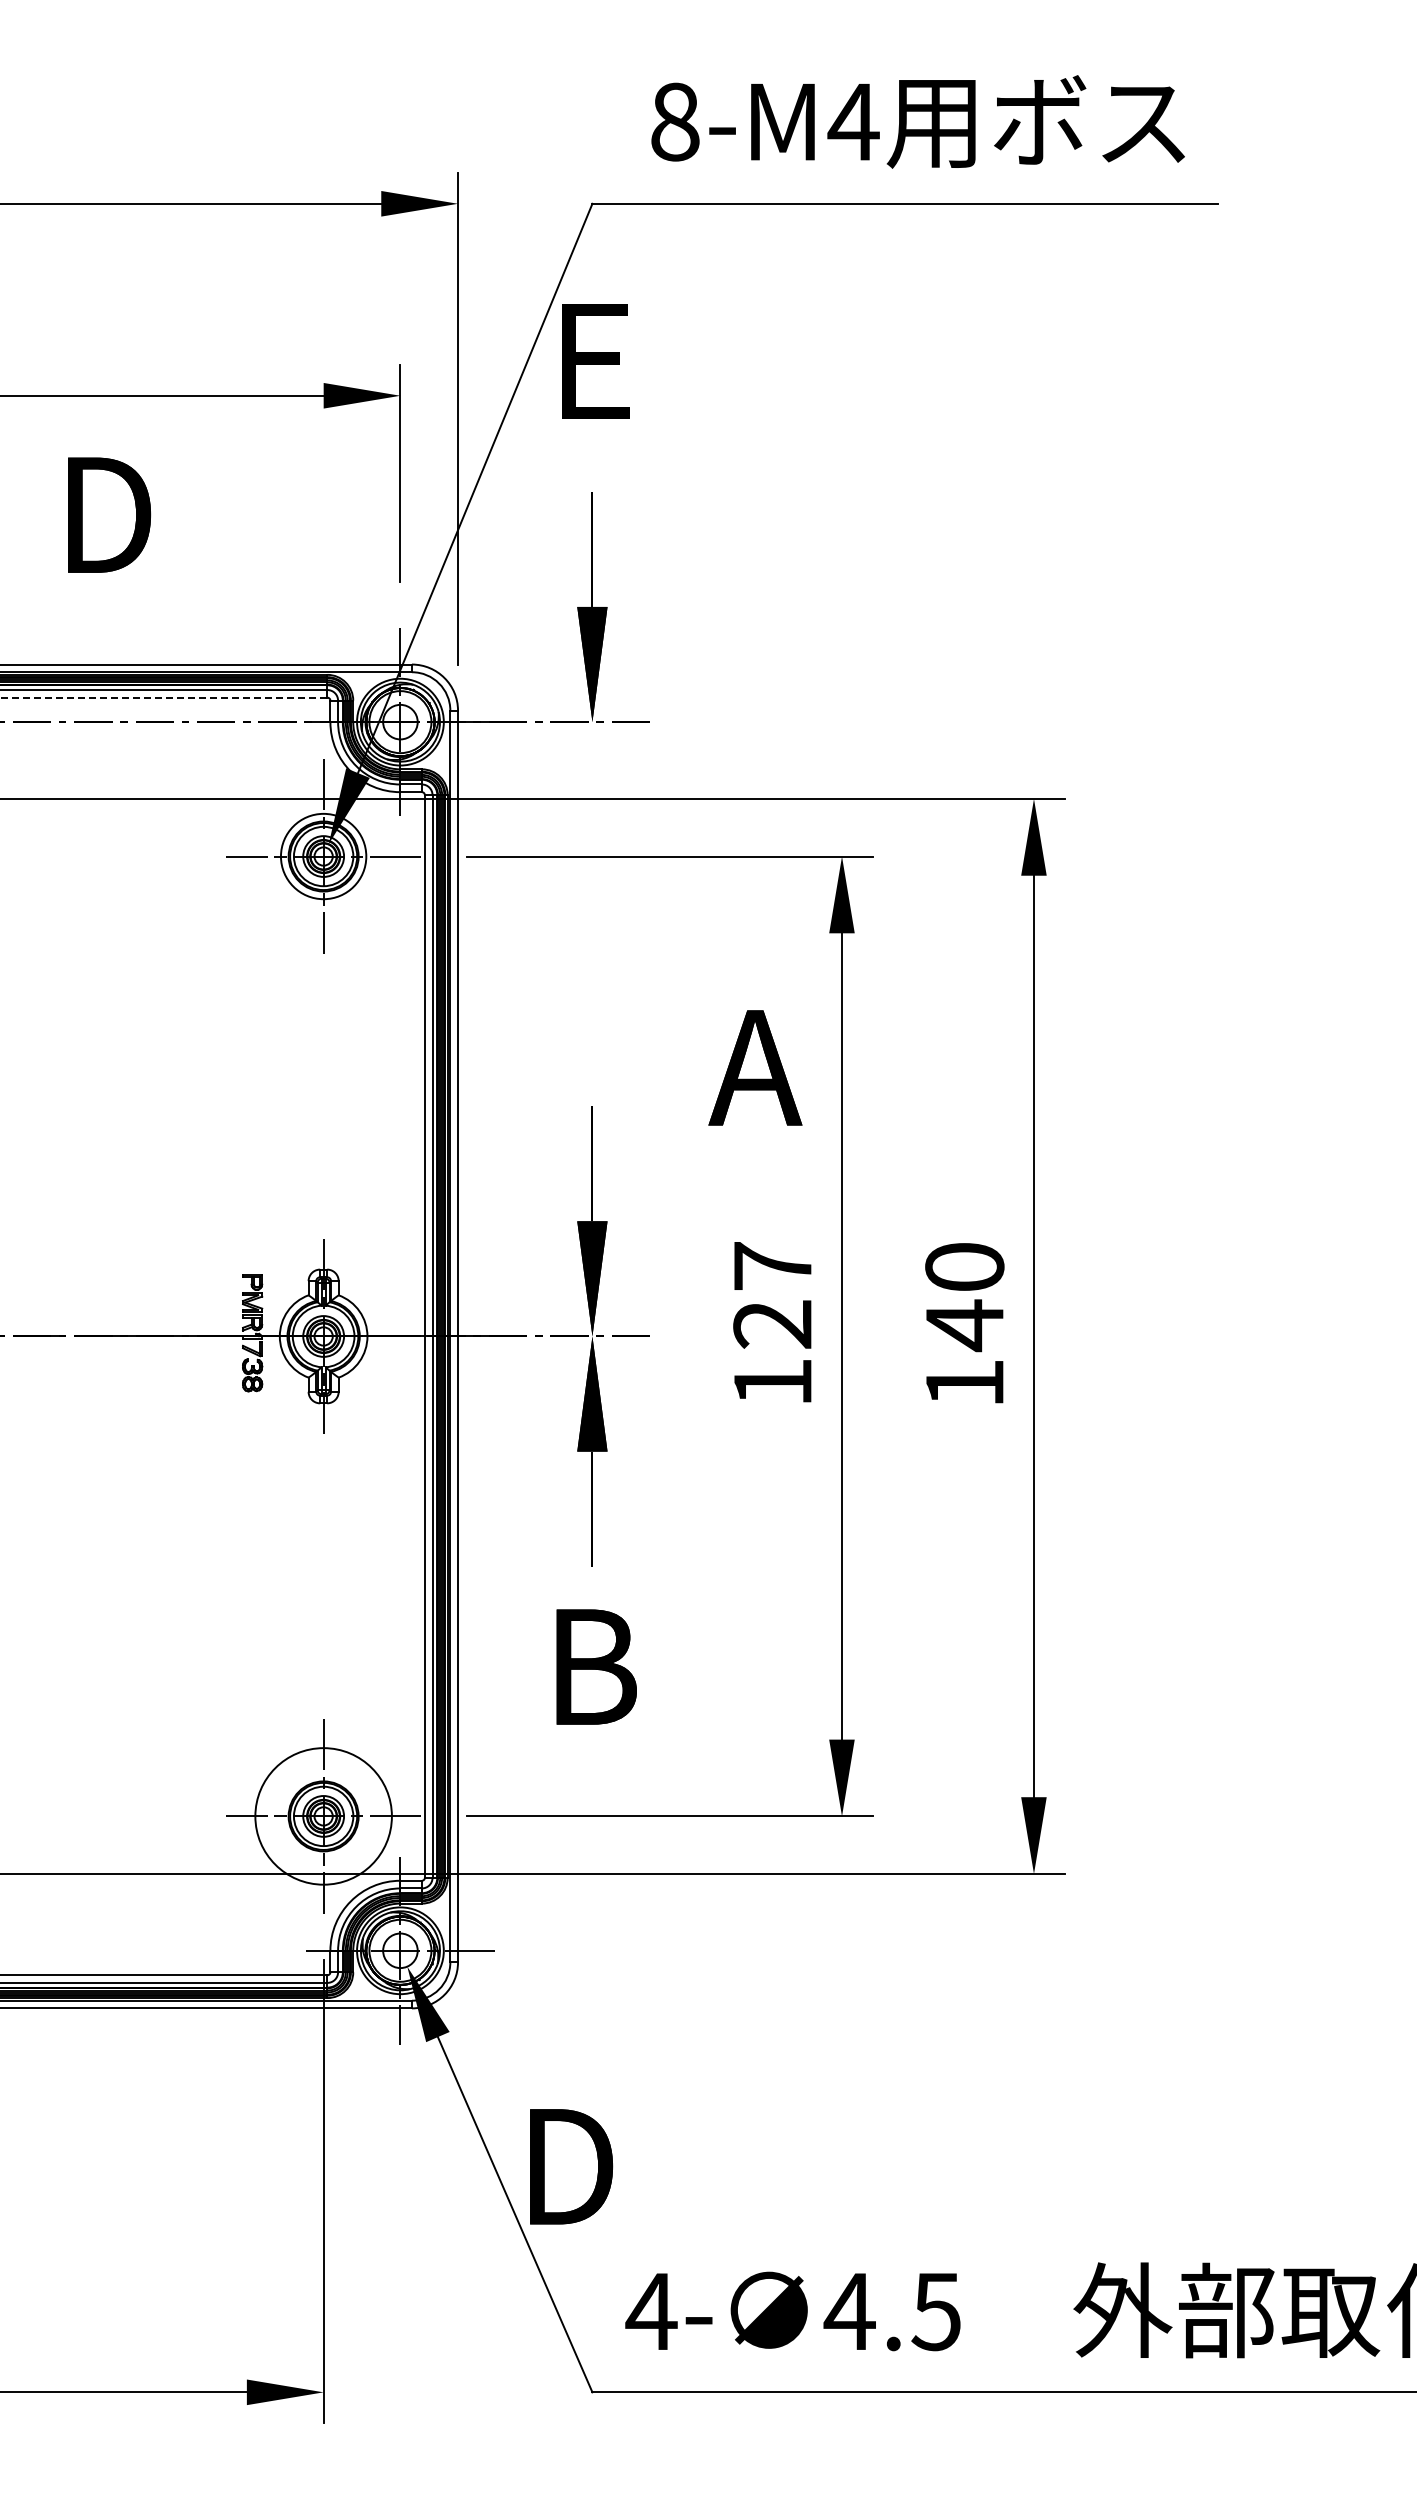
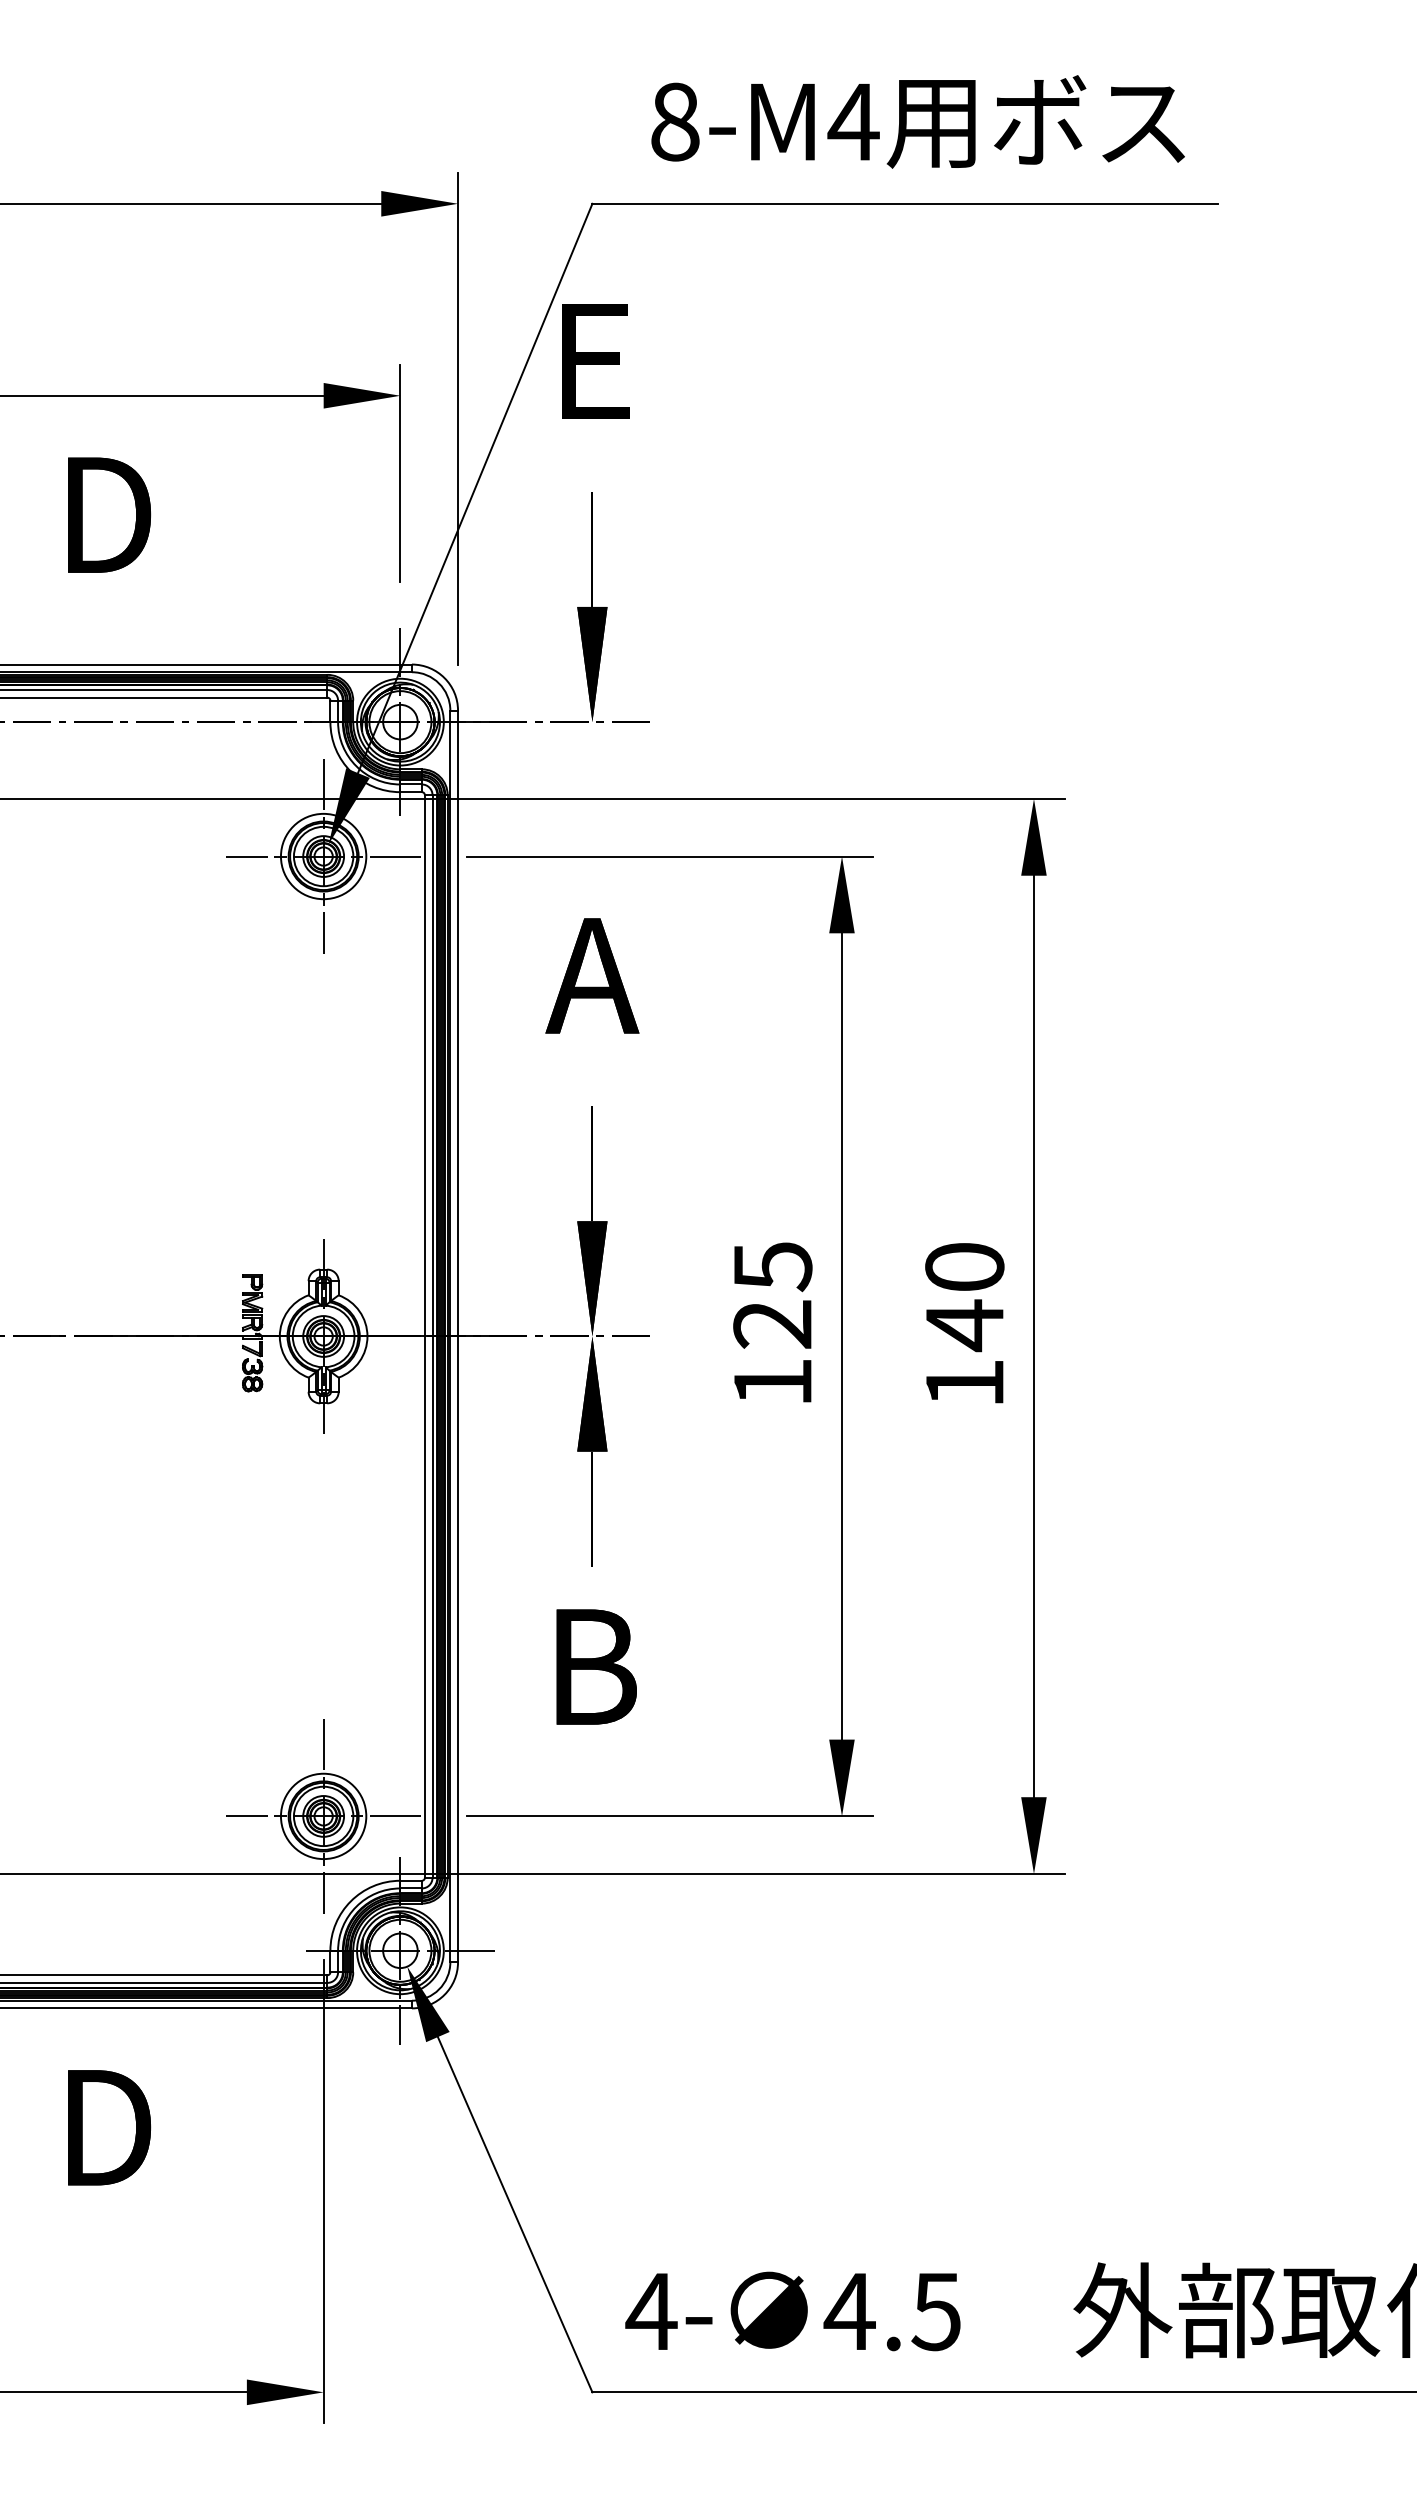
line: dashed -> solid (163, 697)
text position: (755, 1067) -> (592, 975) (592, 975)
text: 127 -> 125 (773, 1267)
circle diameter: 137 px -> 85 px (323, 1816)
text position: (571, 2166) -> (109, 2127) (109, 2127)
